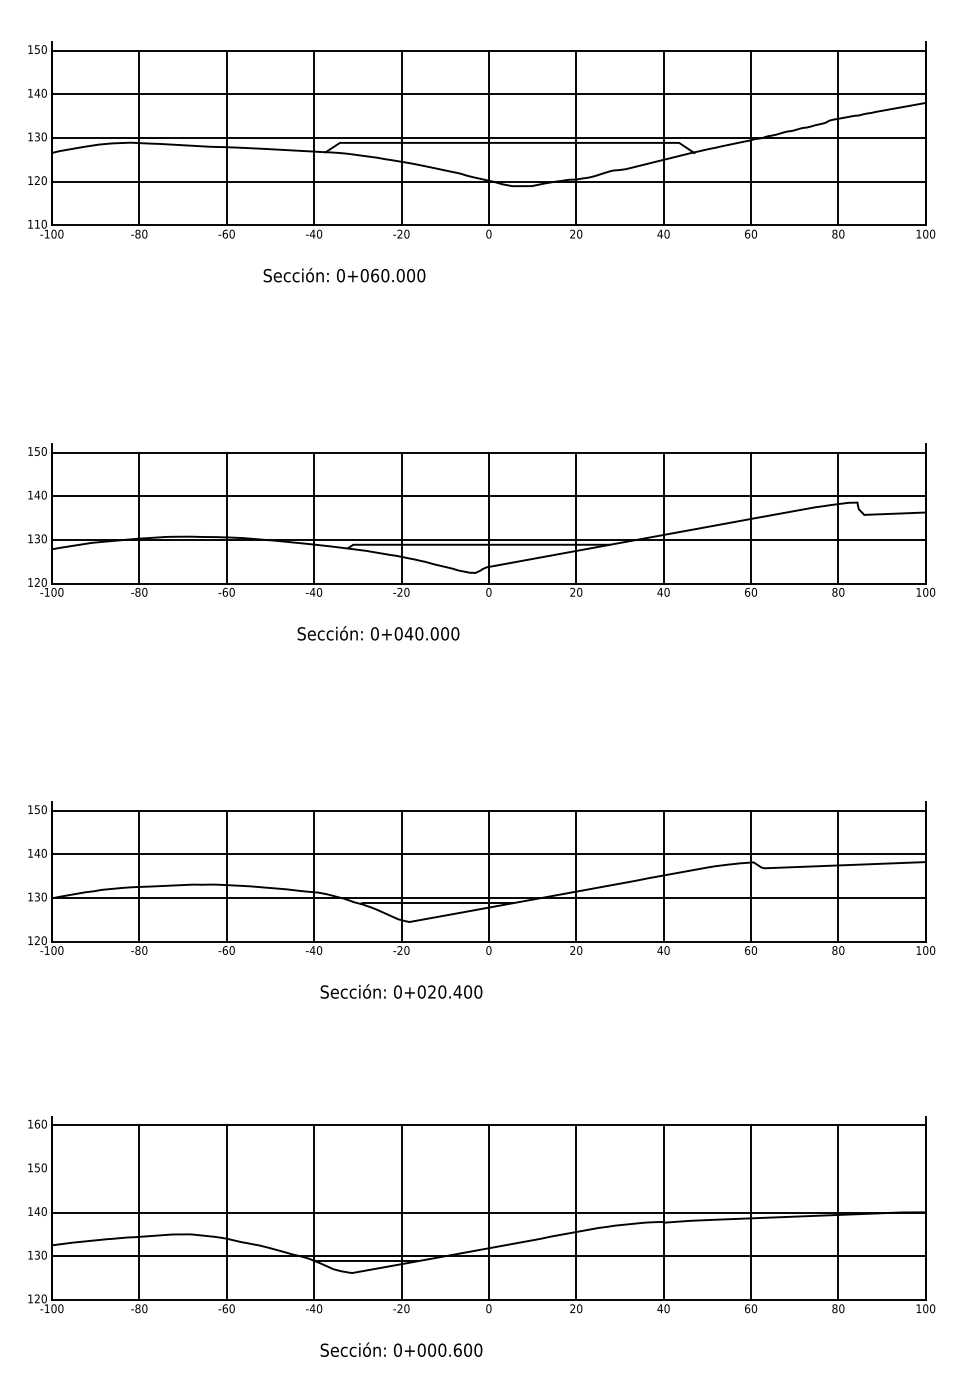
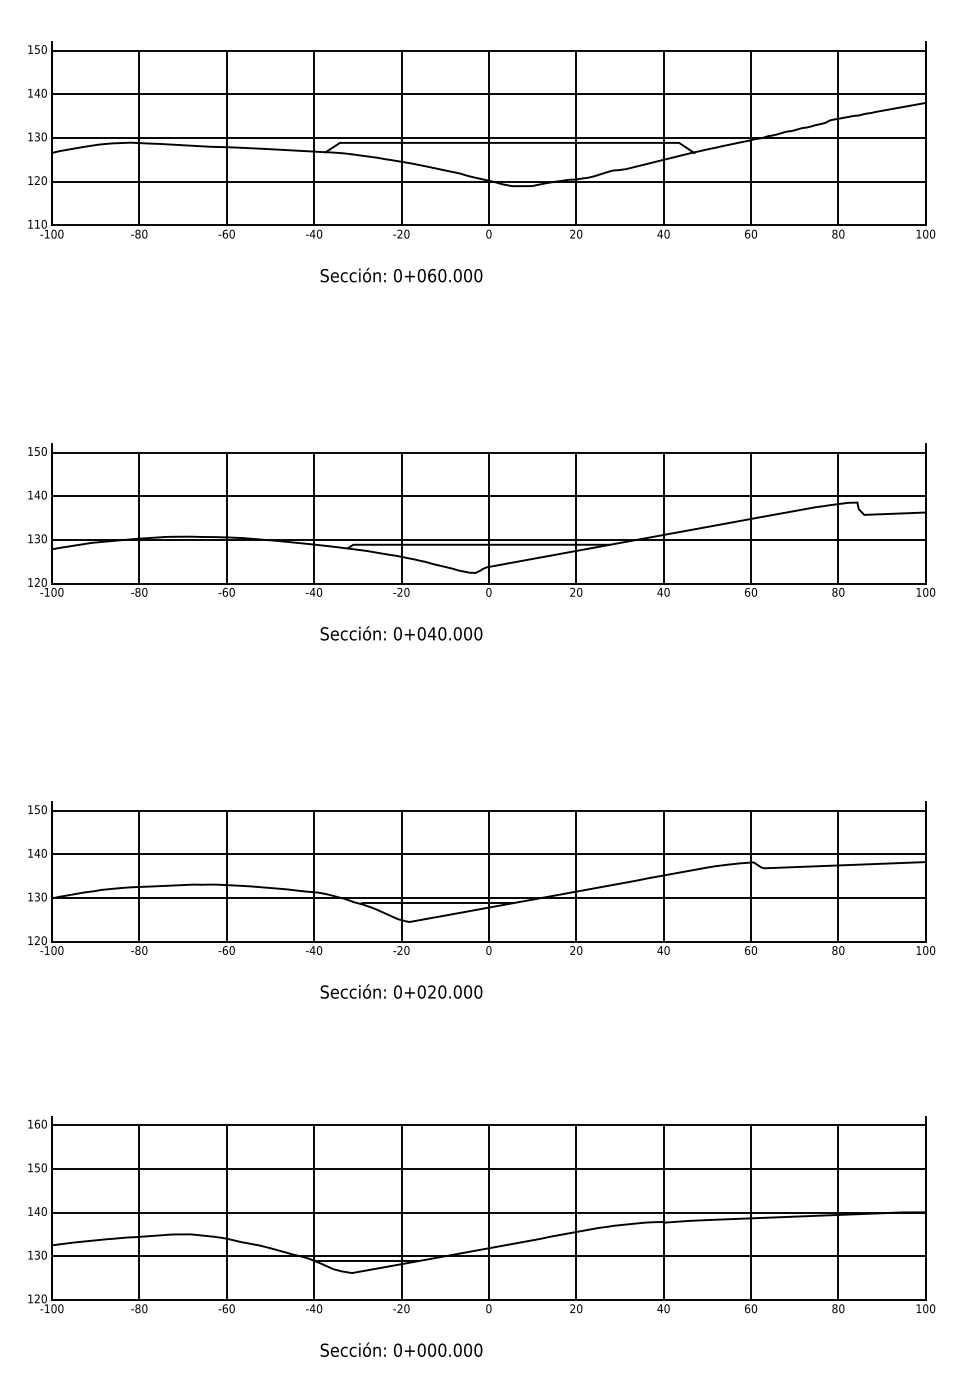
text position: (344, 274) -> (401, 274) (401, 274)
text position: (378, 633) -> (401, 633) (401, 633)
text: 0+020.400 -> 0+020.000 (457, 991)
line: none -> present (488, 1168)
text: 0+000.600 -> 0+000.000 (457, 1349)
